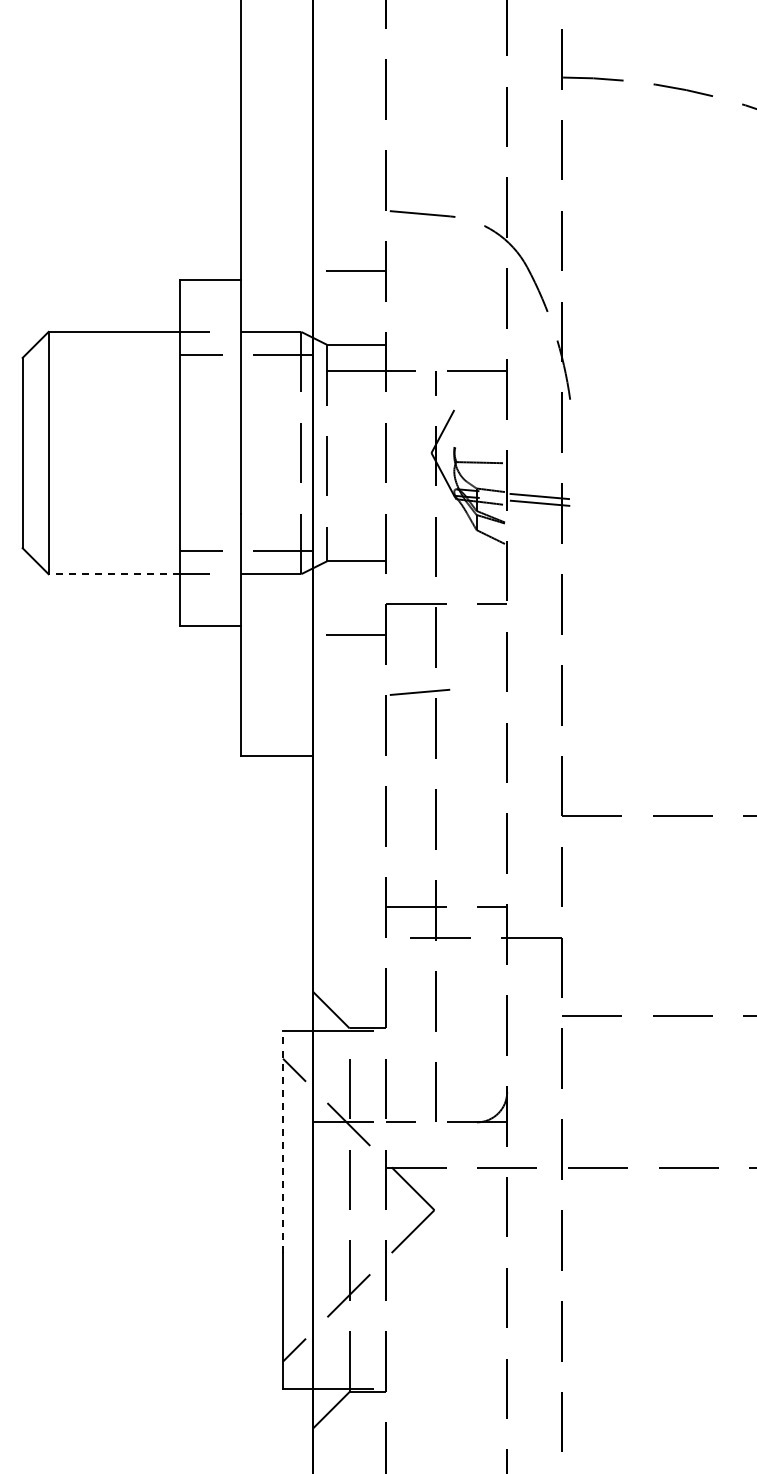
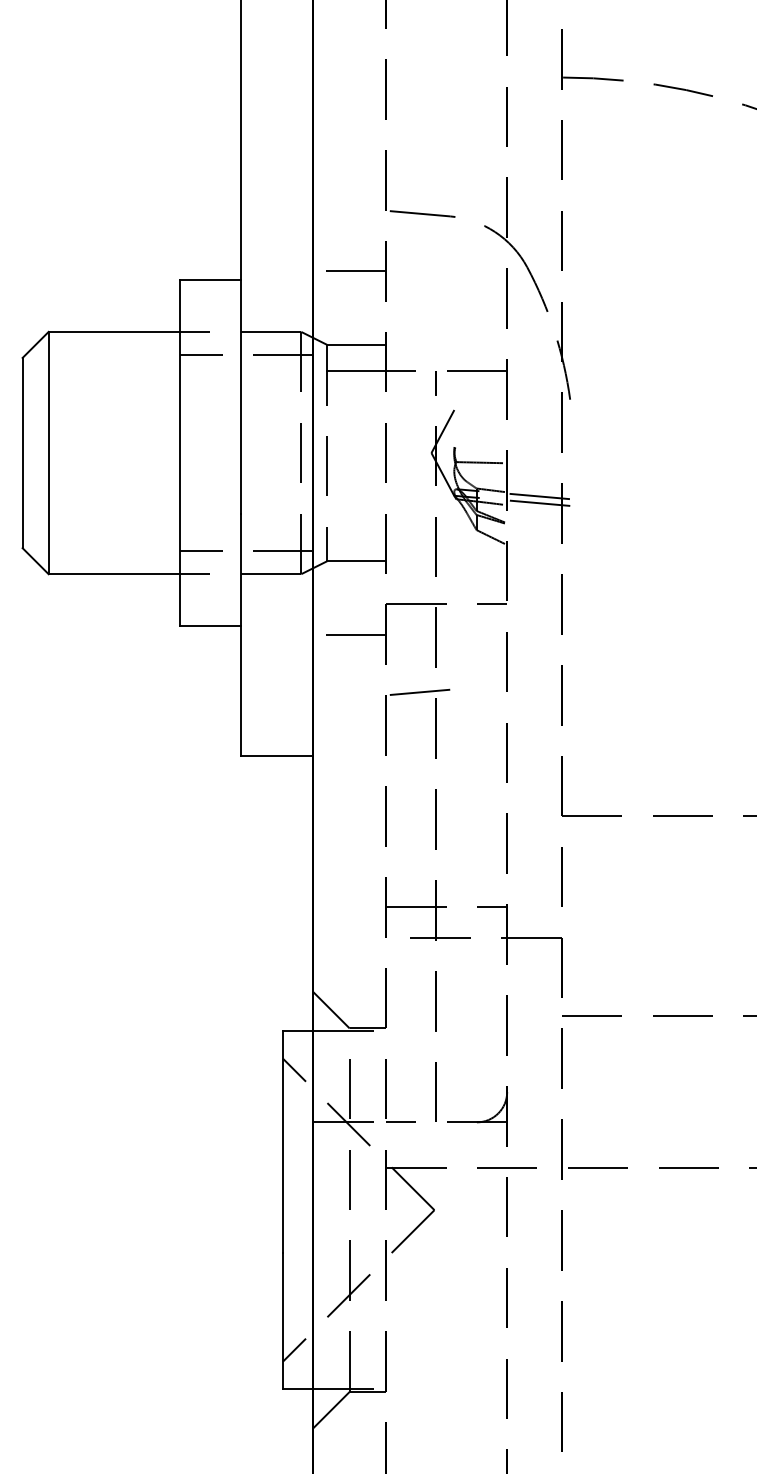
line: dashed -> solid (114, 574)
line: dashed -> solid (283, 1142)
